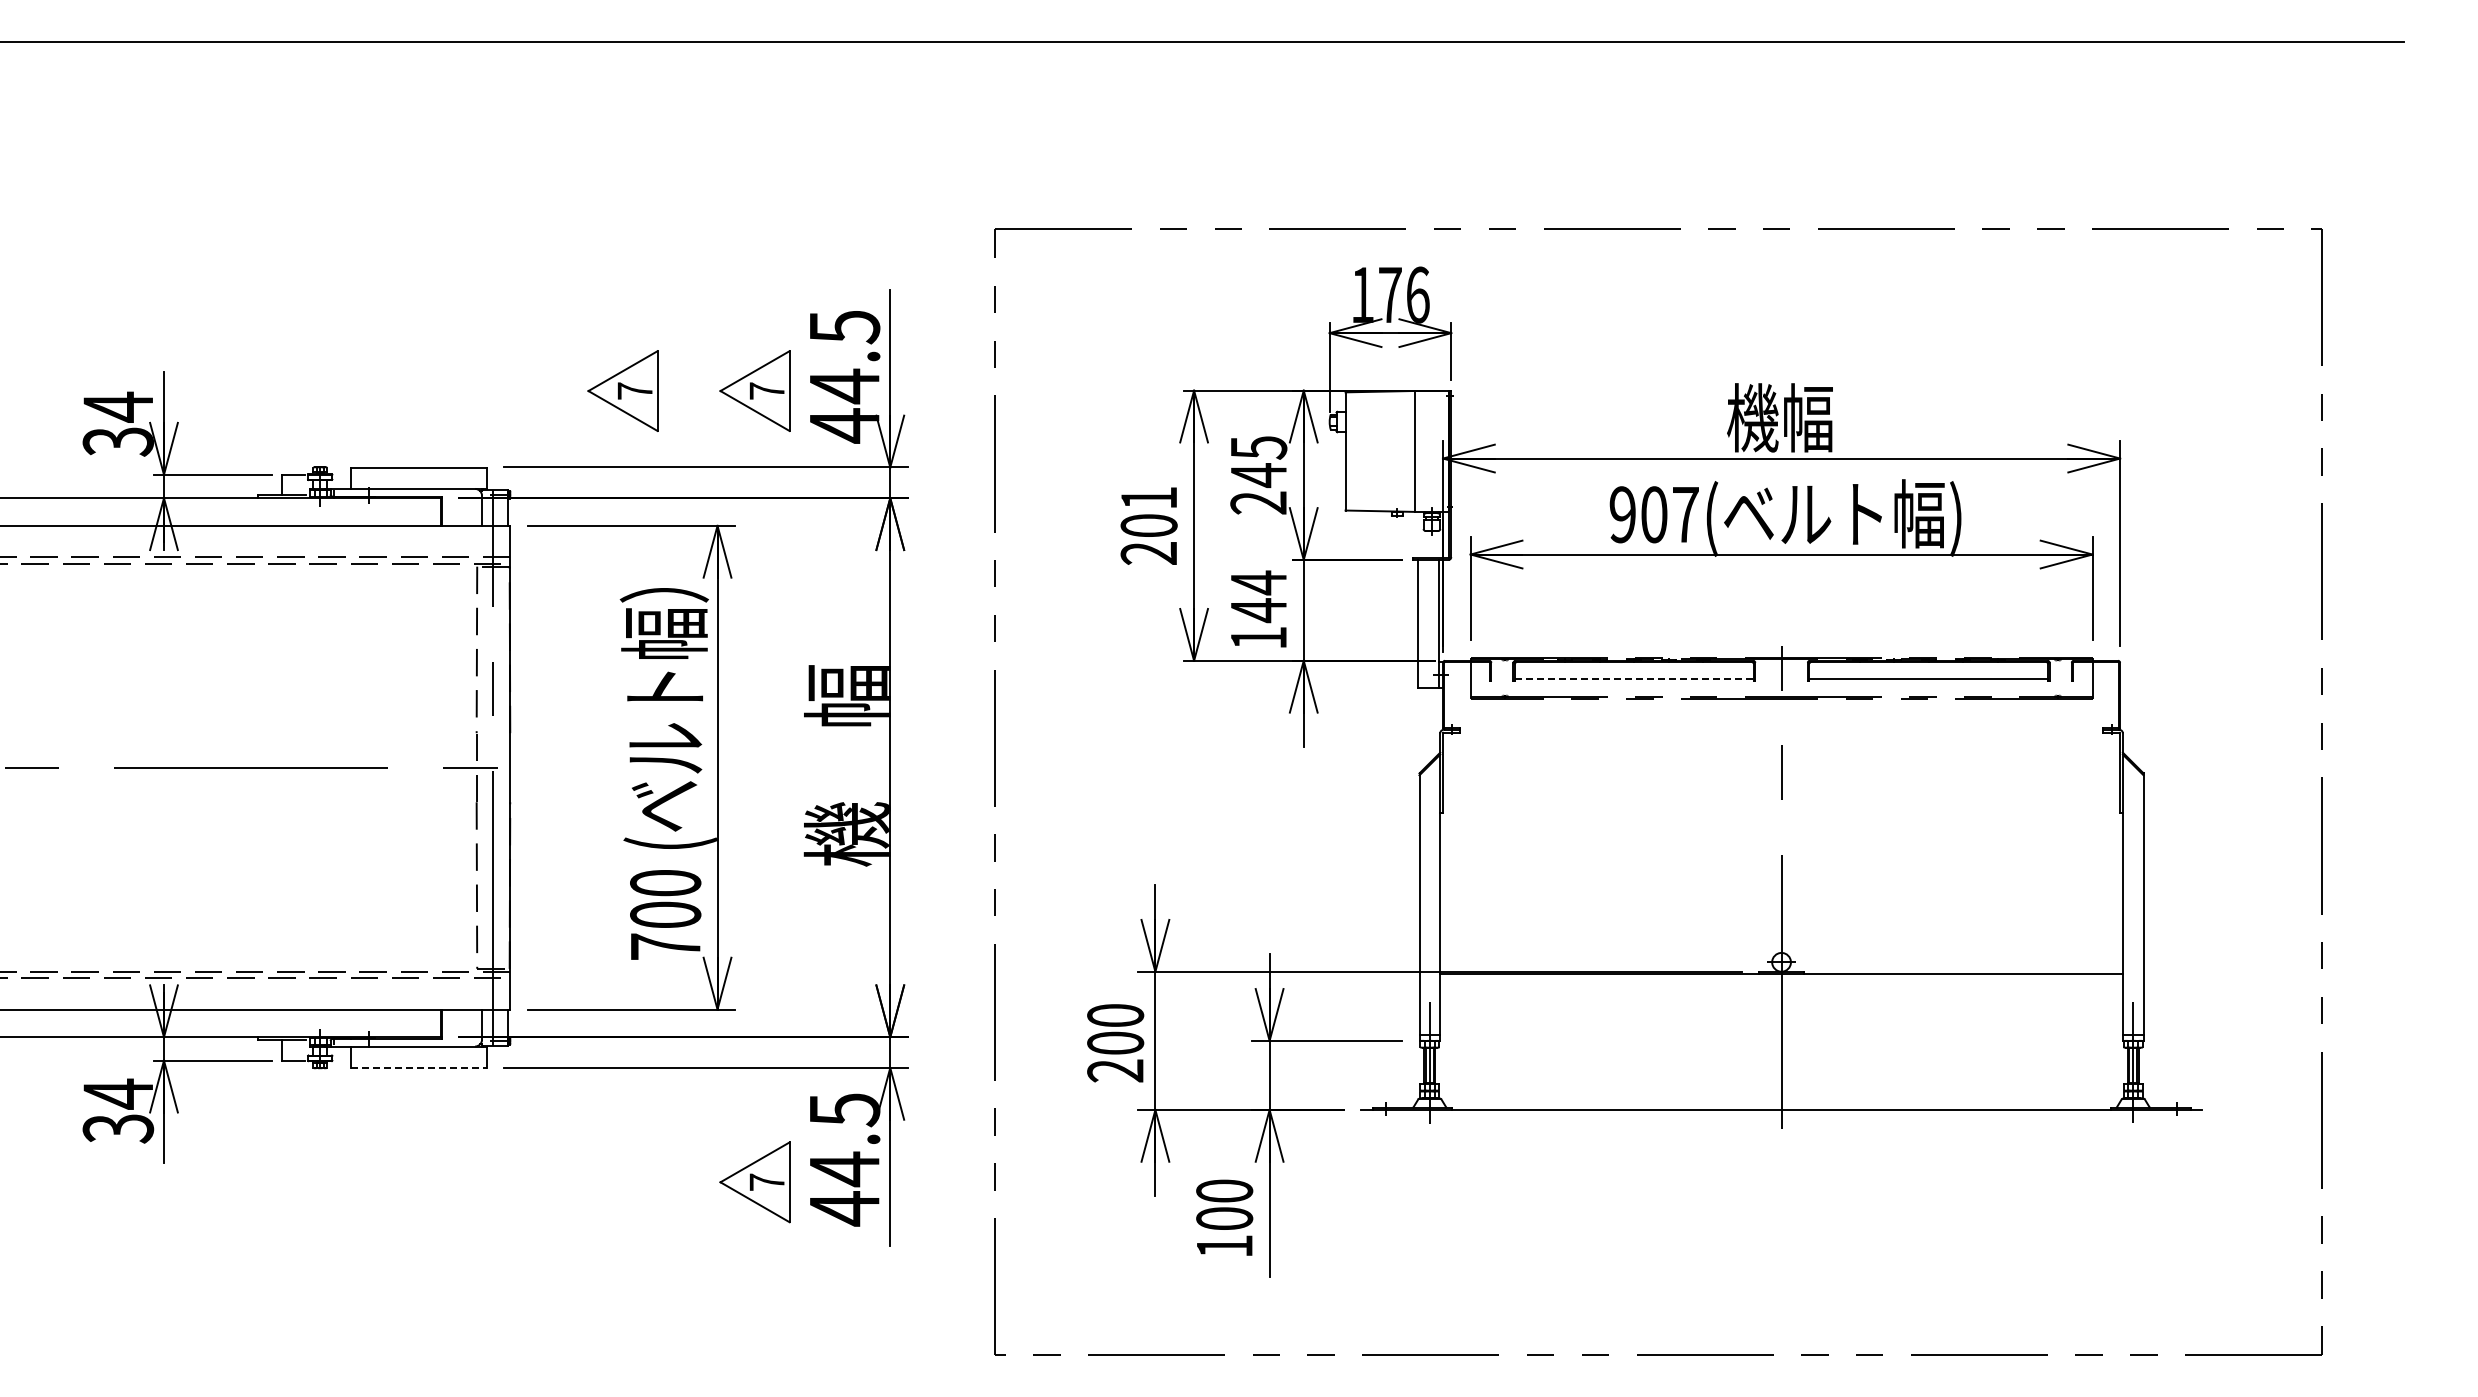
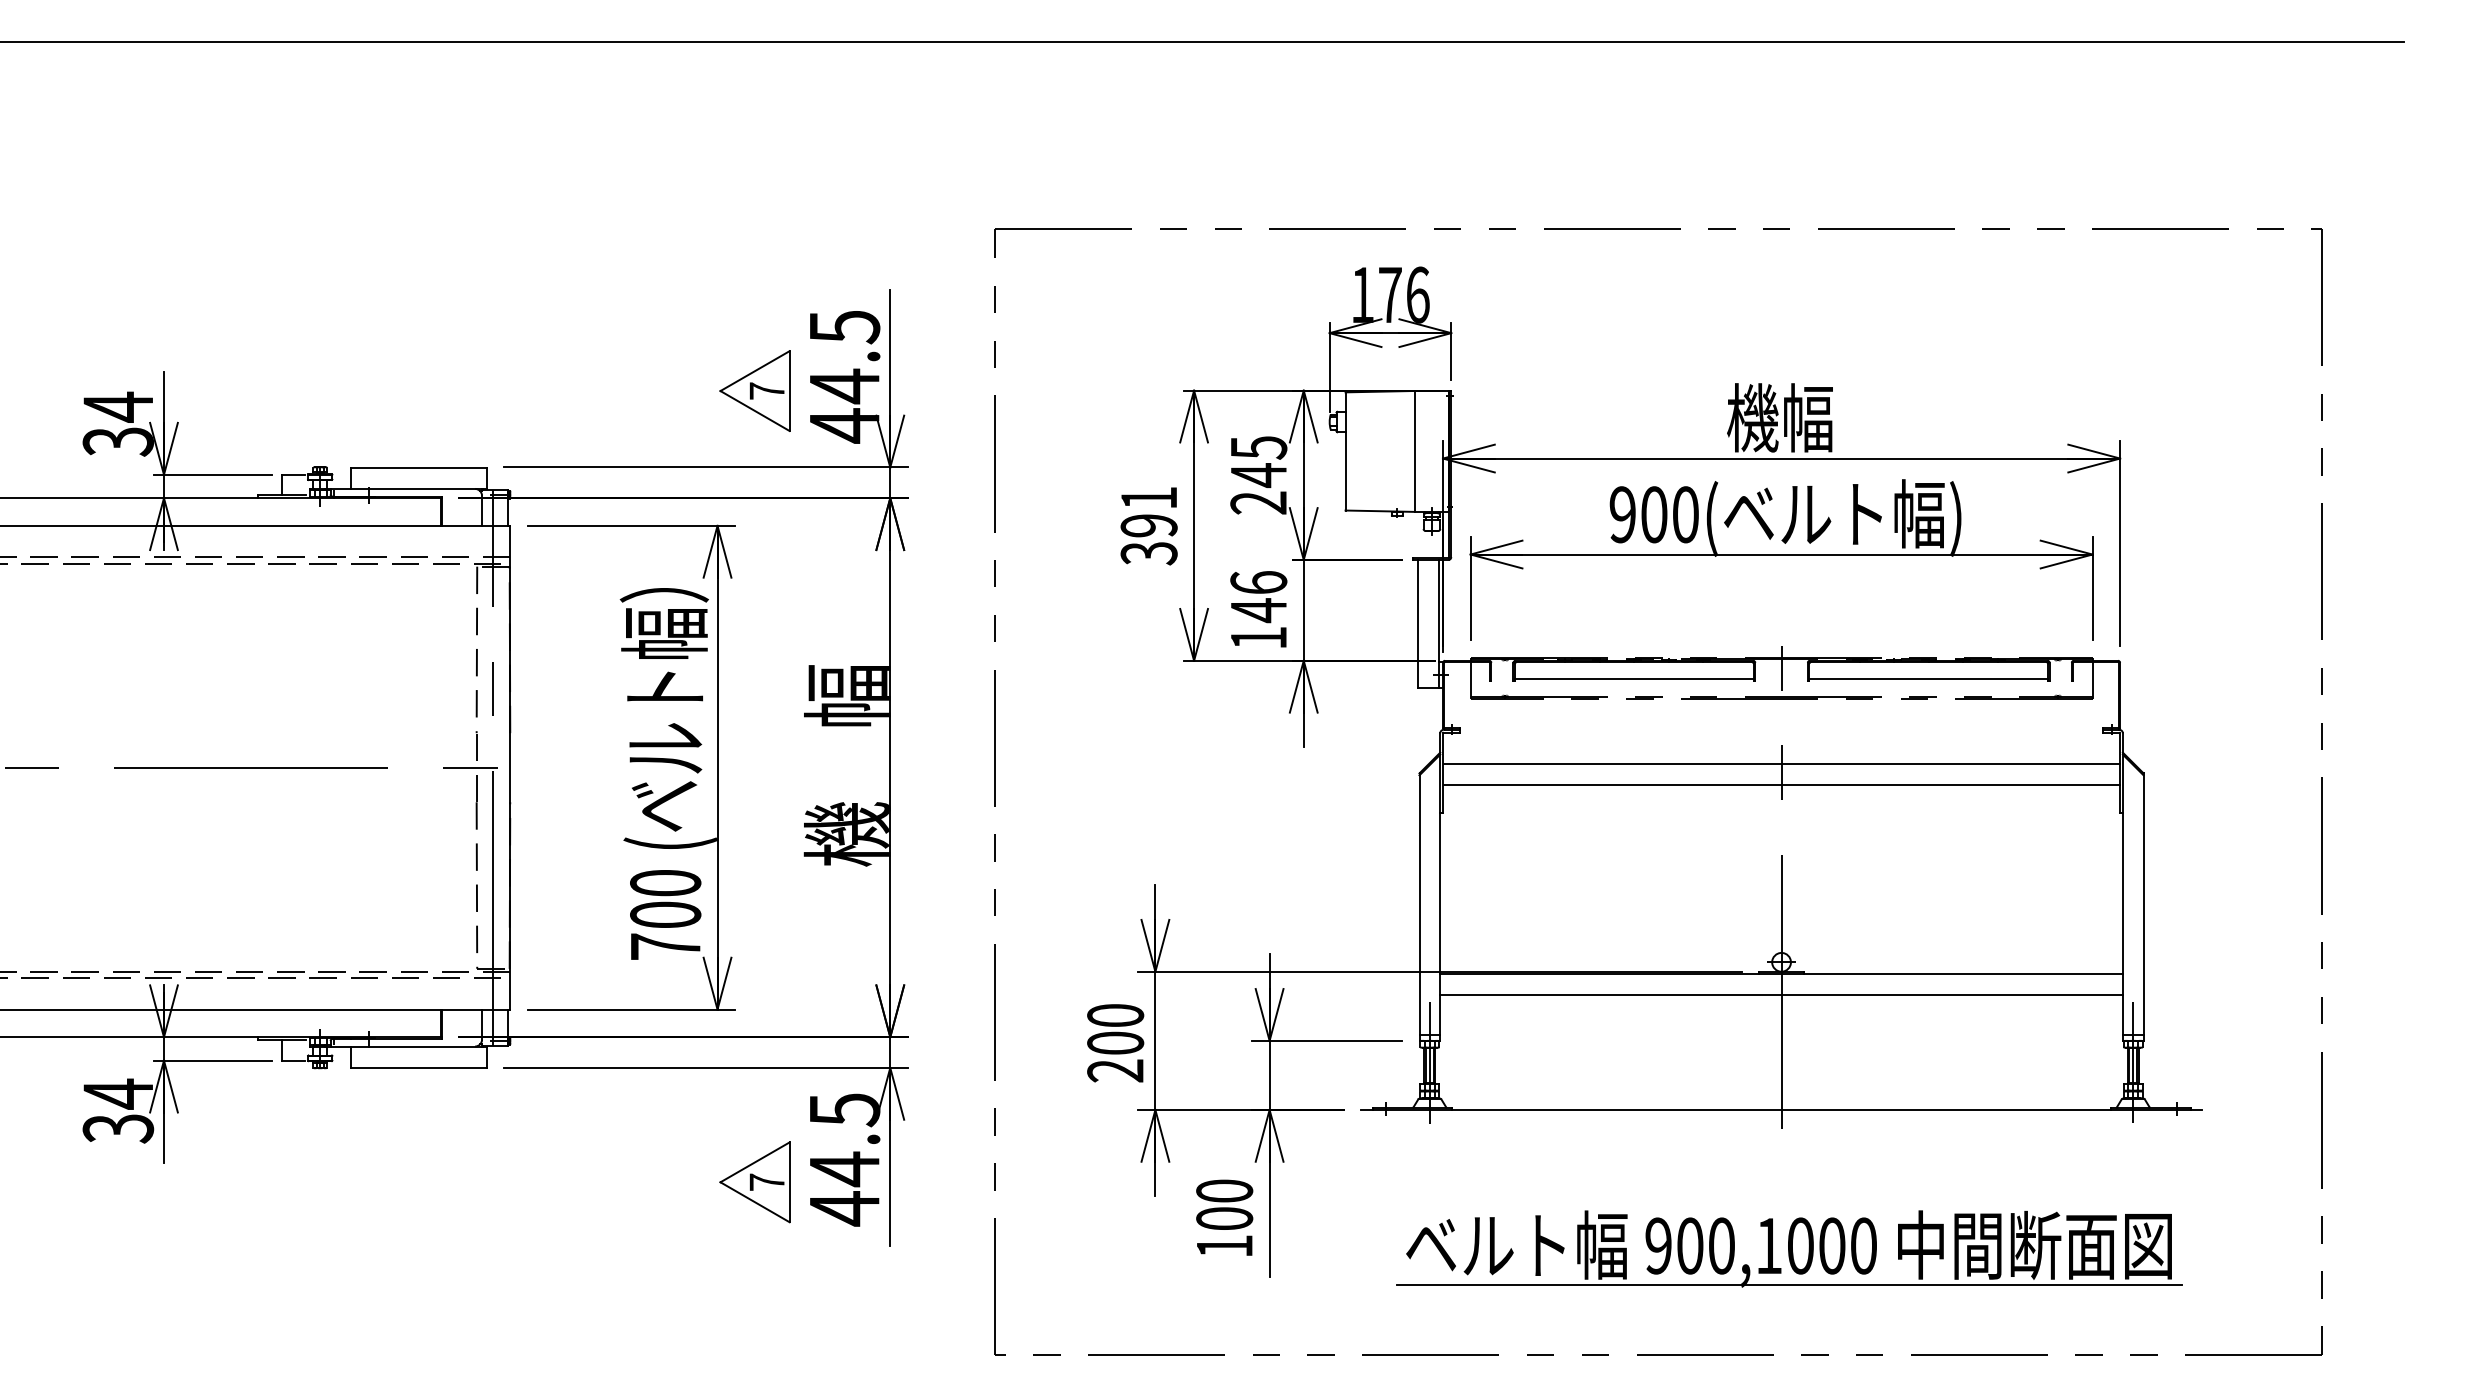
part: present -> none (622, 390)
text: 907( -> 900( (1685, 514)
text: 201 -> 391 (1148, 539)
text: 144 -> 146 (1258, 582)
line: dashed -> solid (1634, 679)
line: none -> present (1782, 764)
line: none -> present (1782, 785)
line: none -> present (1781, 994)
line: dashed -> solid (419, 1067)
part: none -> present (1789, 1248)
